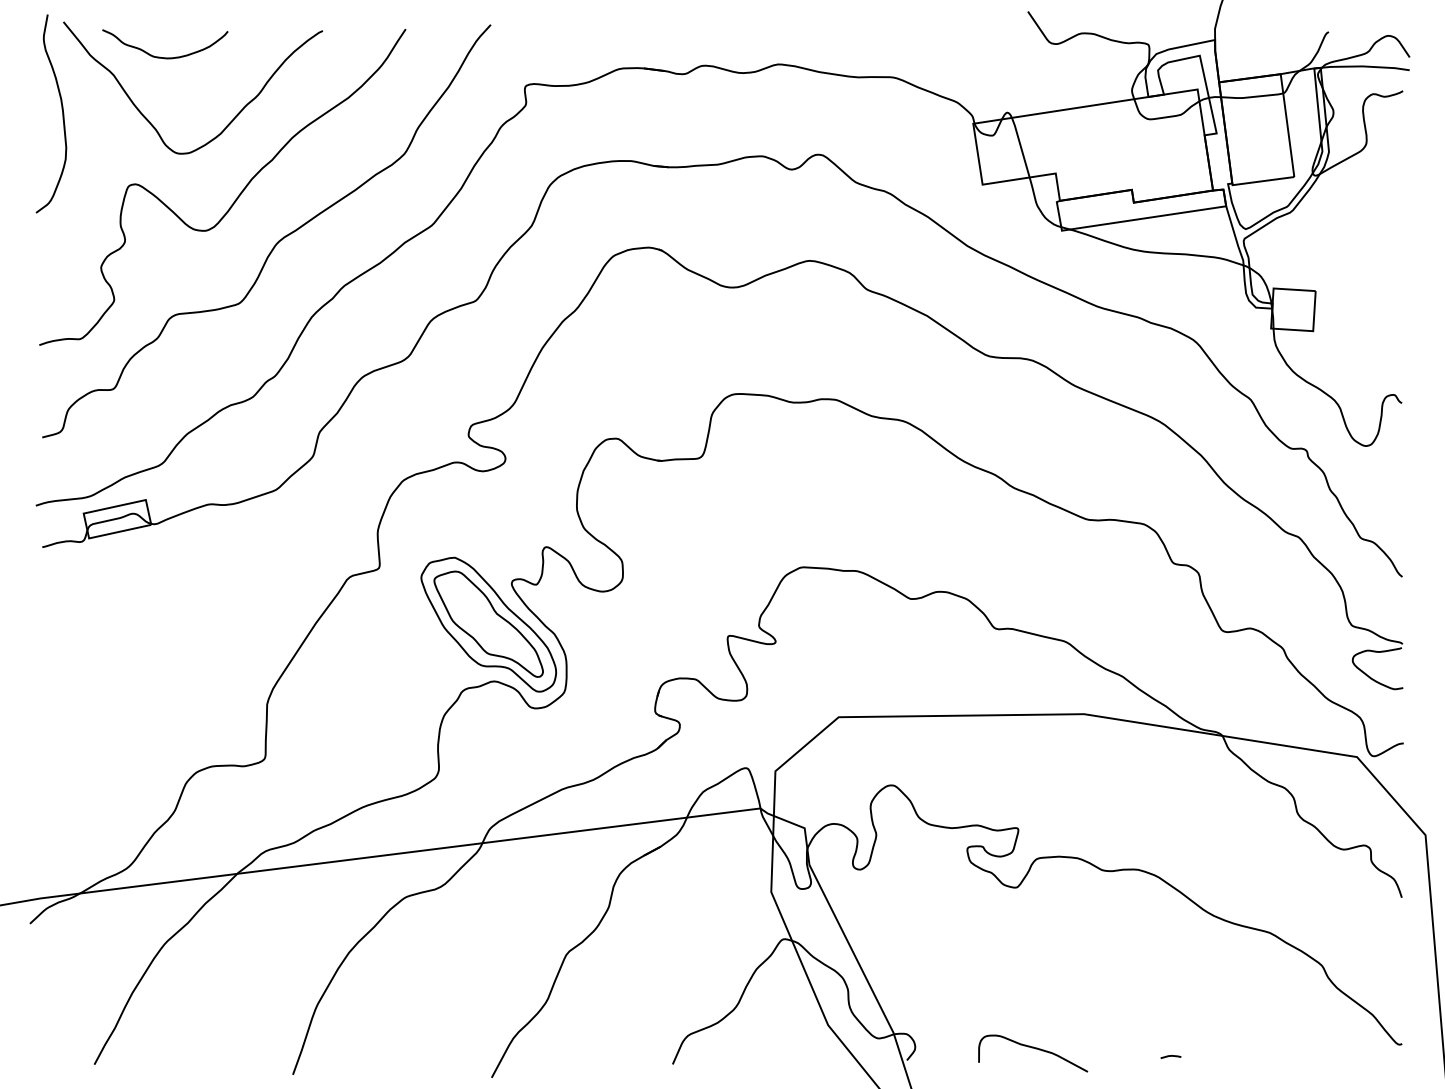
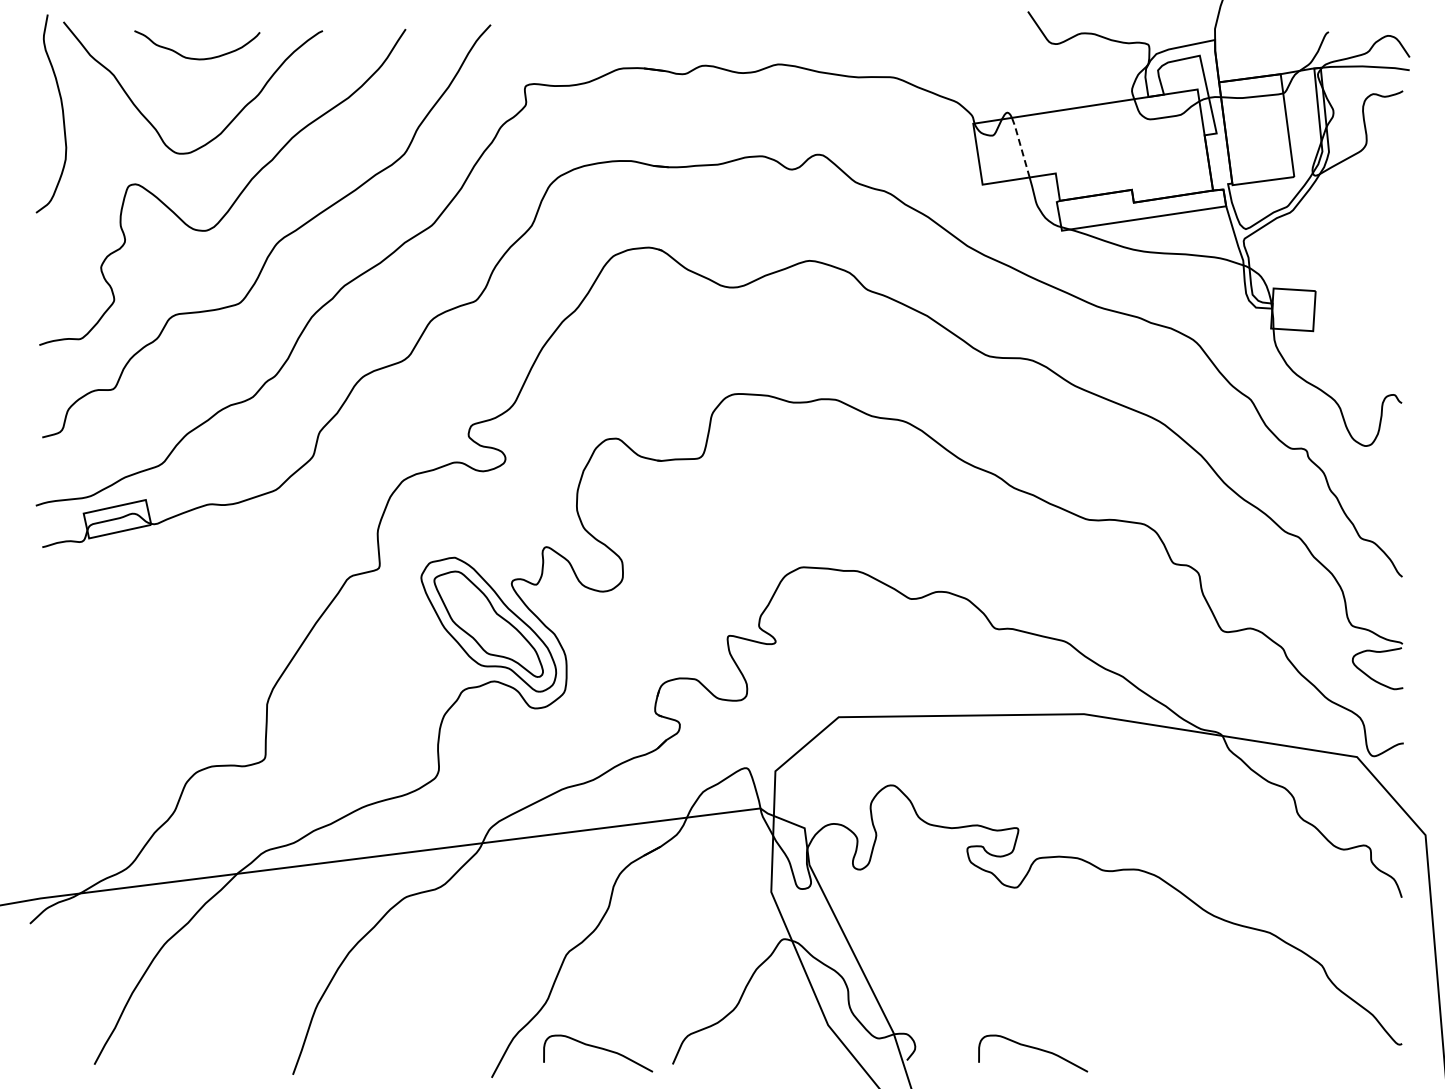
curve position: (160, 56) -> (192, 57) (192, 57)
line: solid -> dashed (1020, 146)
curve: none -> present (600, 1049)
line: present -> none (1170, 1056)
